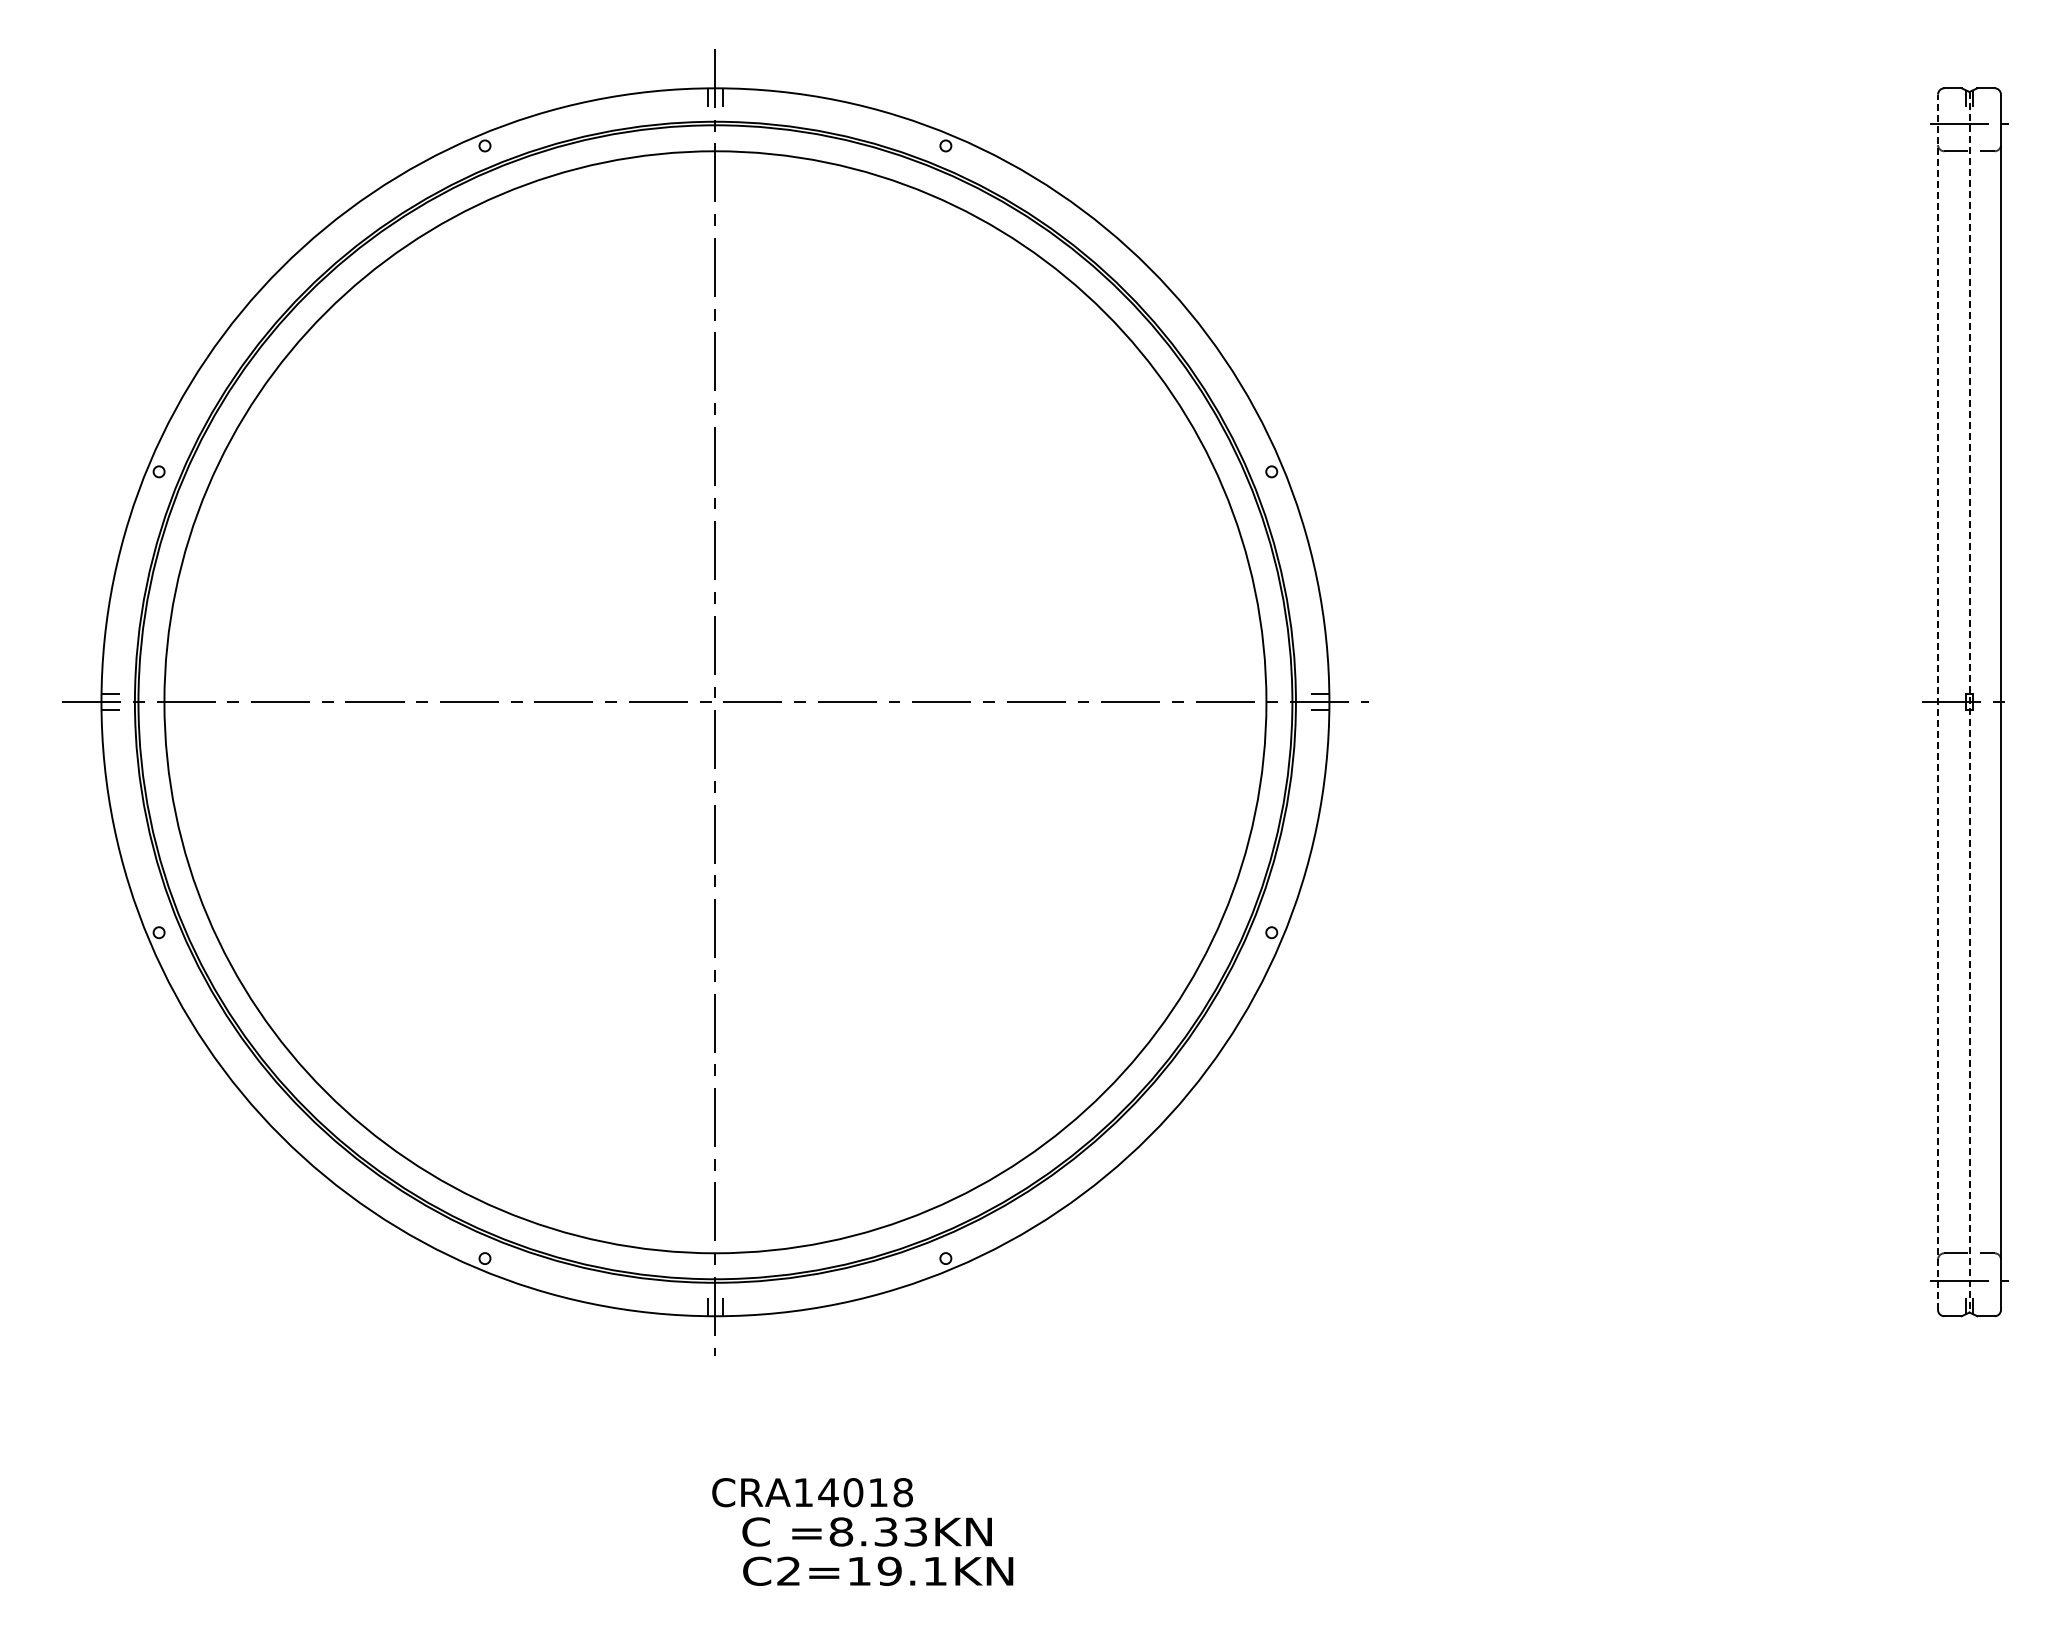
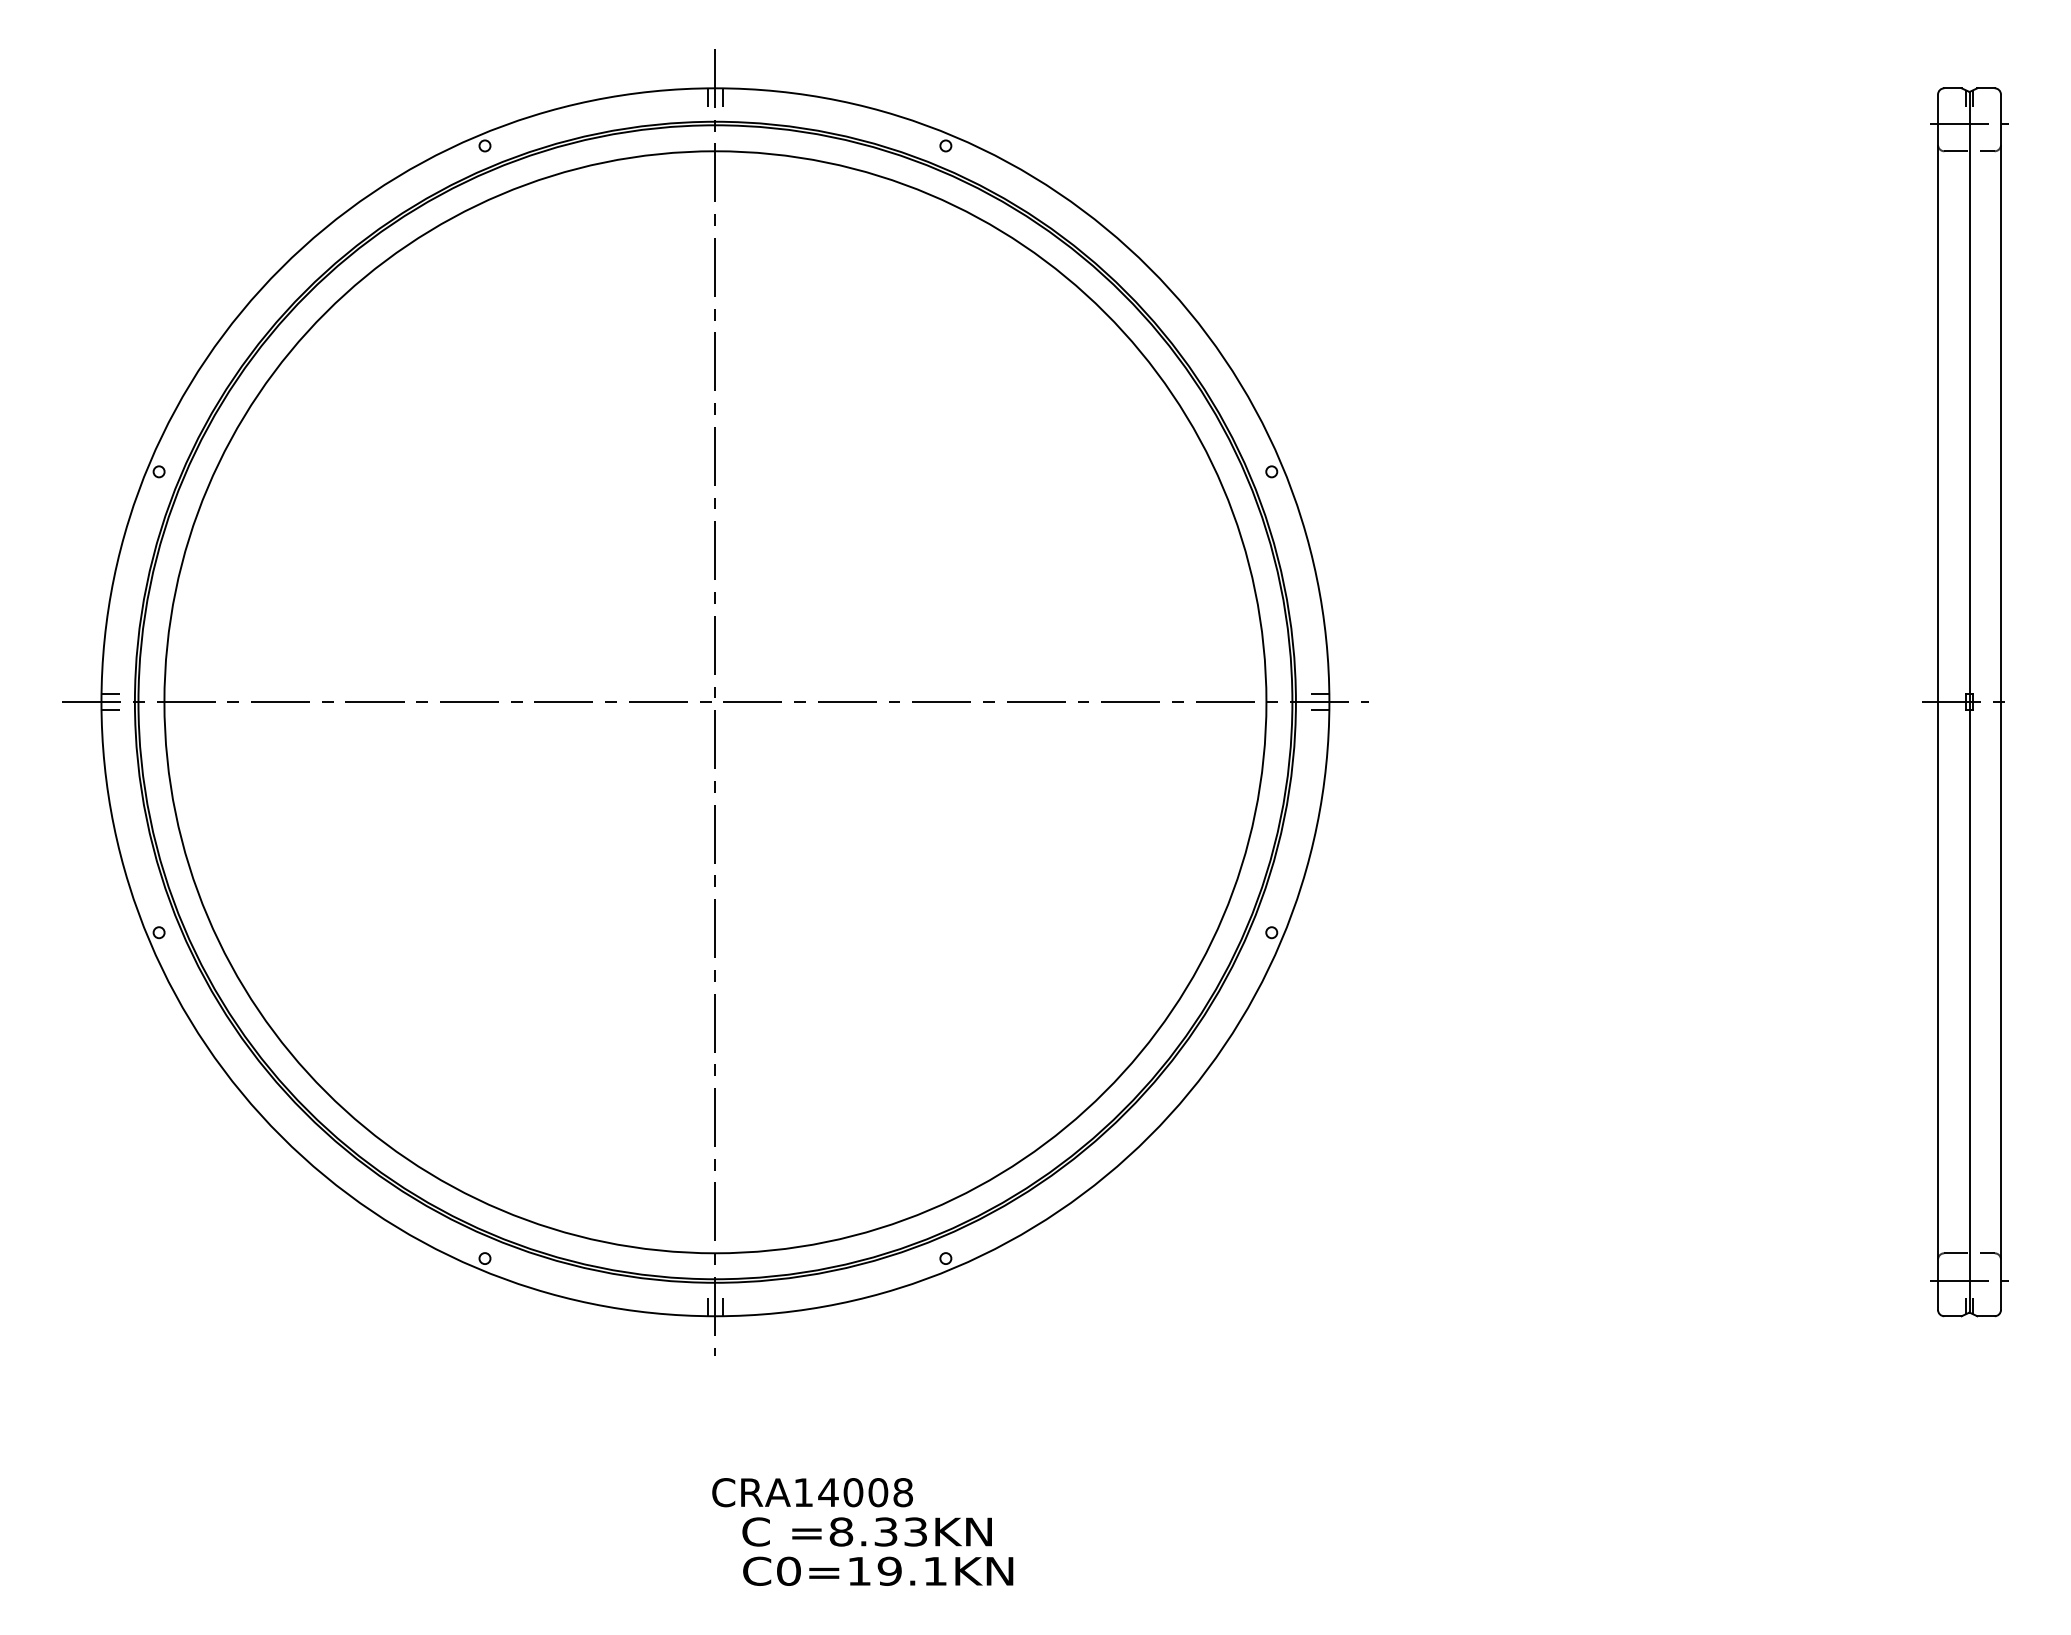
line: dashed -> solid (1938, 702)
line: dashed -> solid (1969, 702)
text: CRA14018 -> CRA14008 (878, 1492)
text: C2=19.1KN -> C0=19.1KN (788, 1570)
